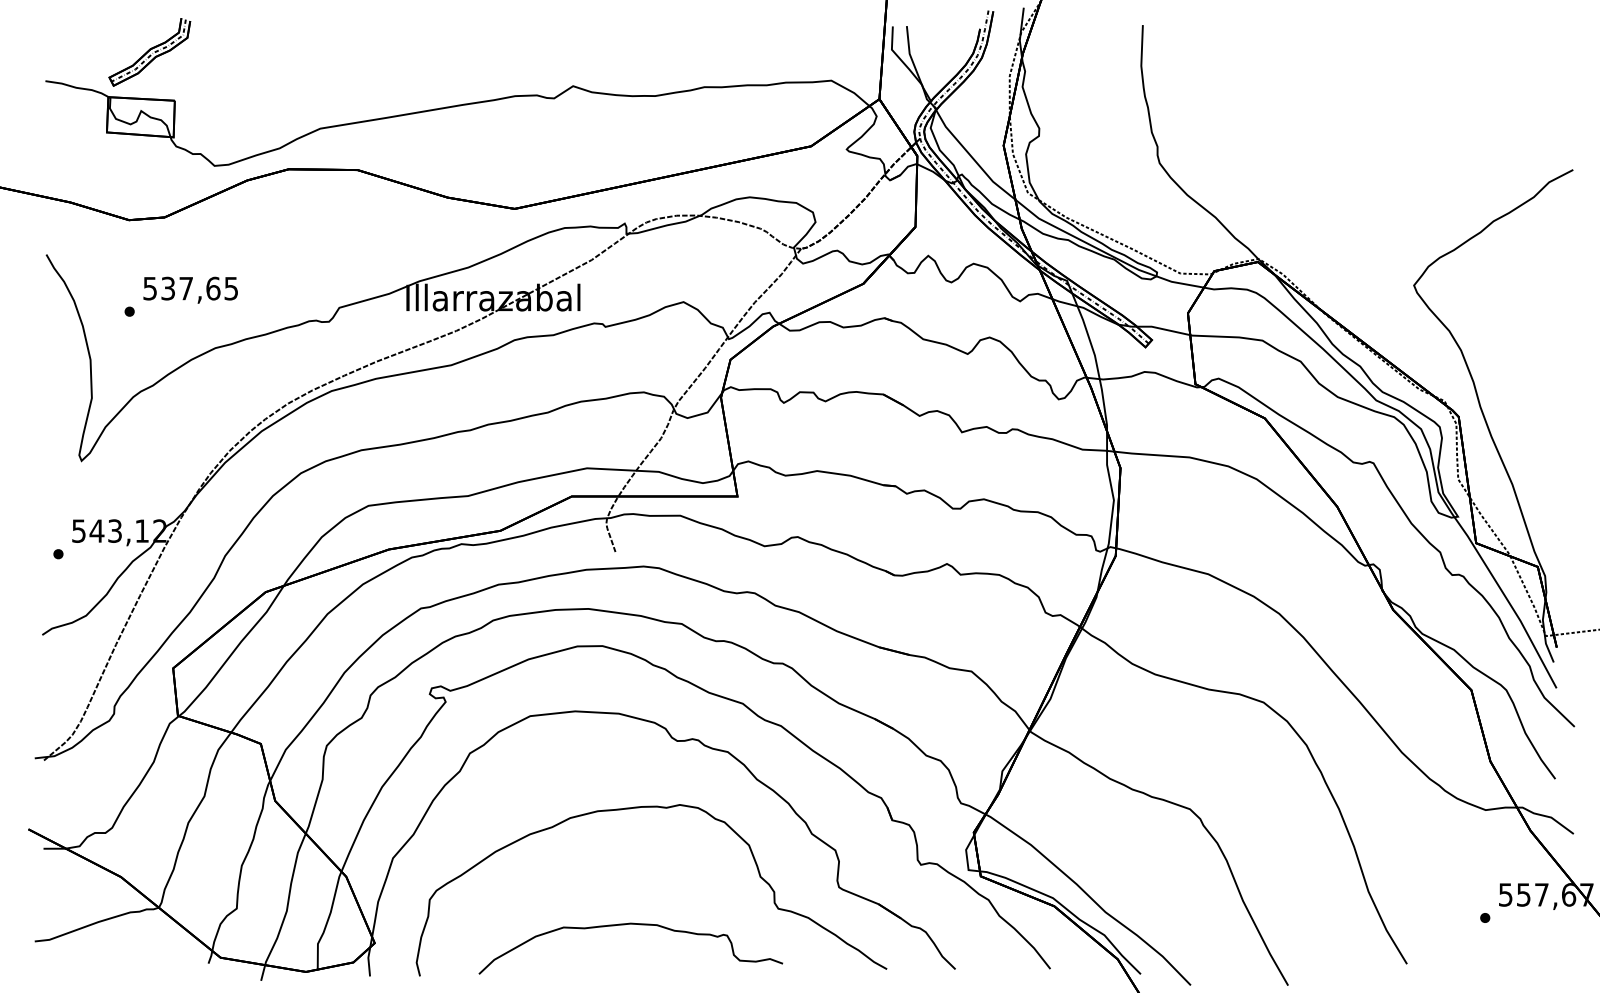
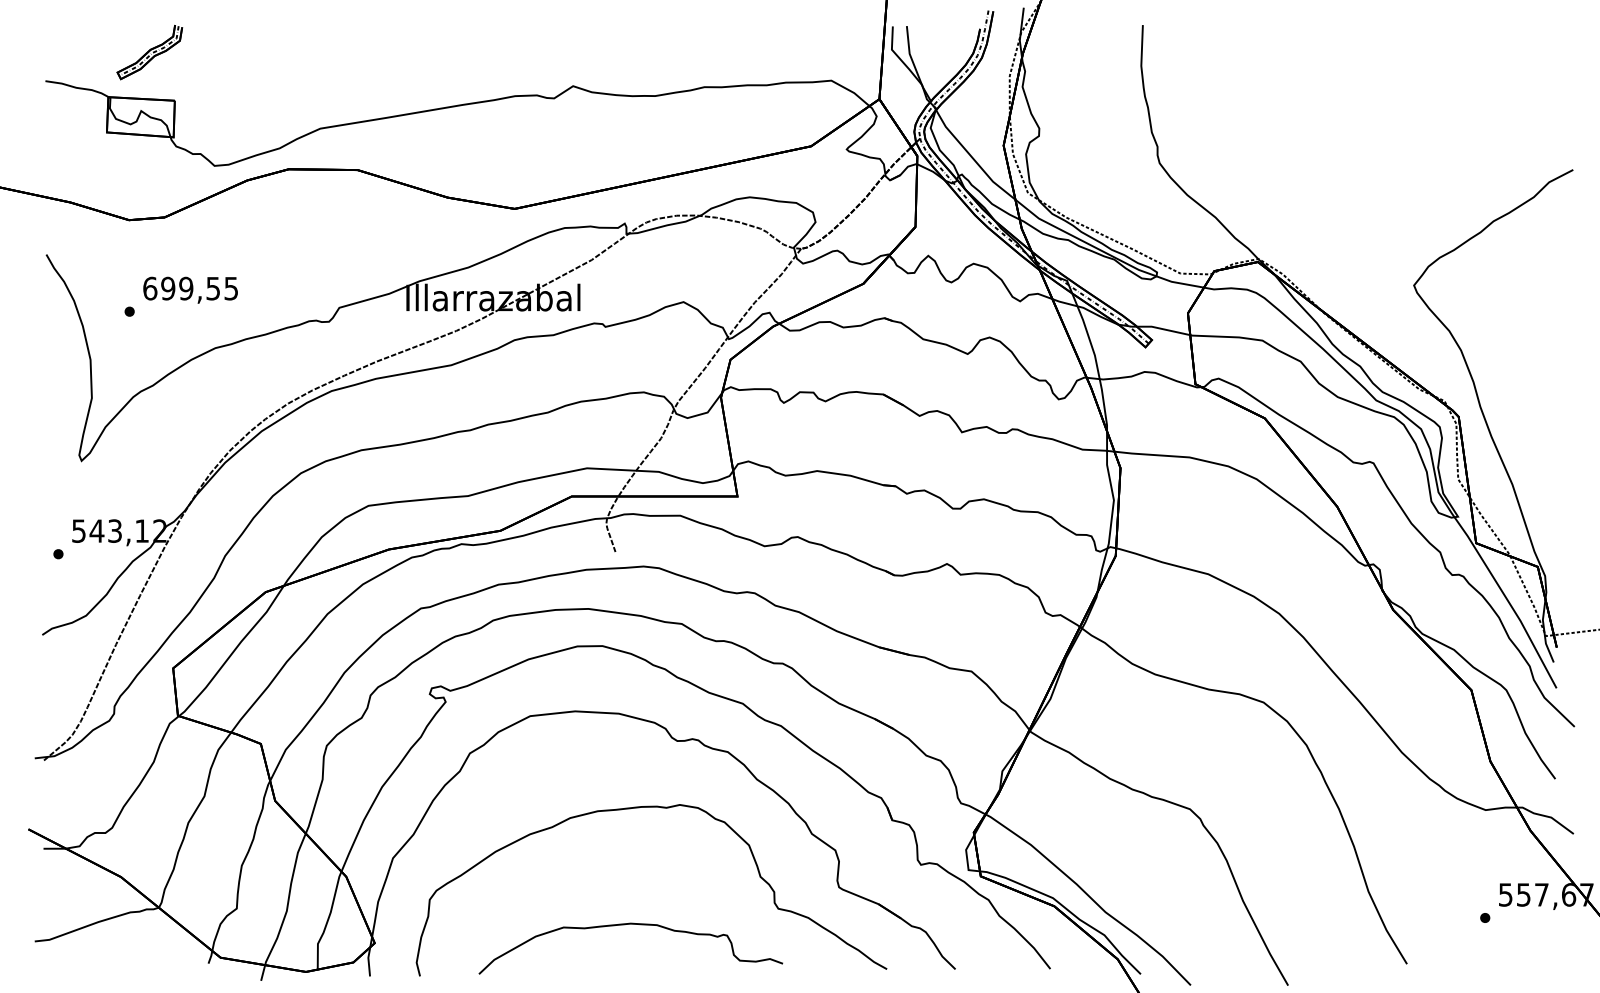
part size: 84x69 px -> 68x57 px (149, 52)
text: 537,65 -> 699,55 (181, 288)
